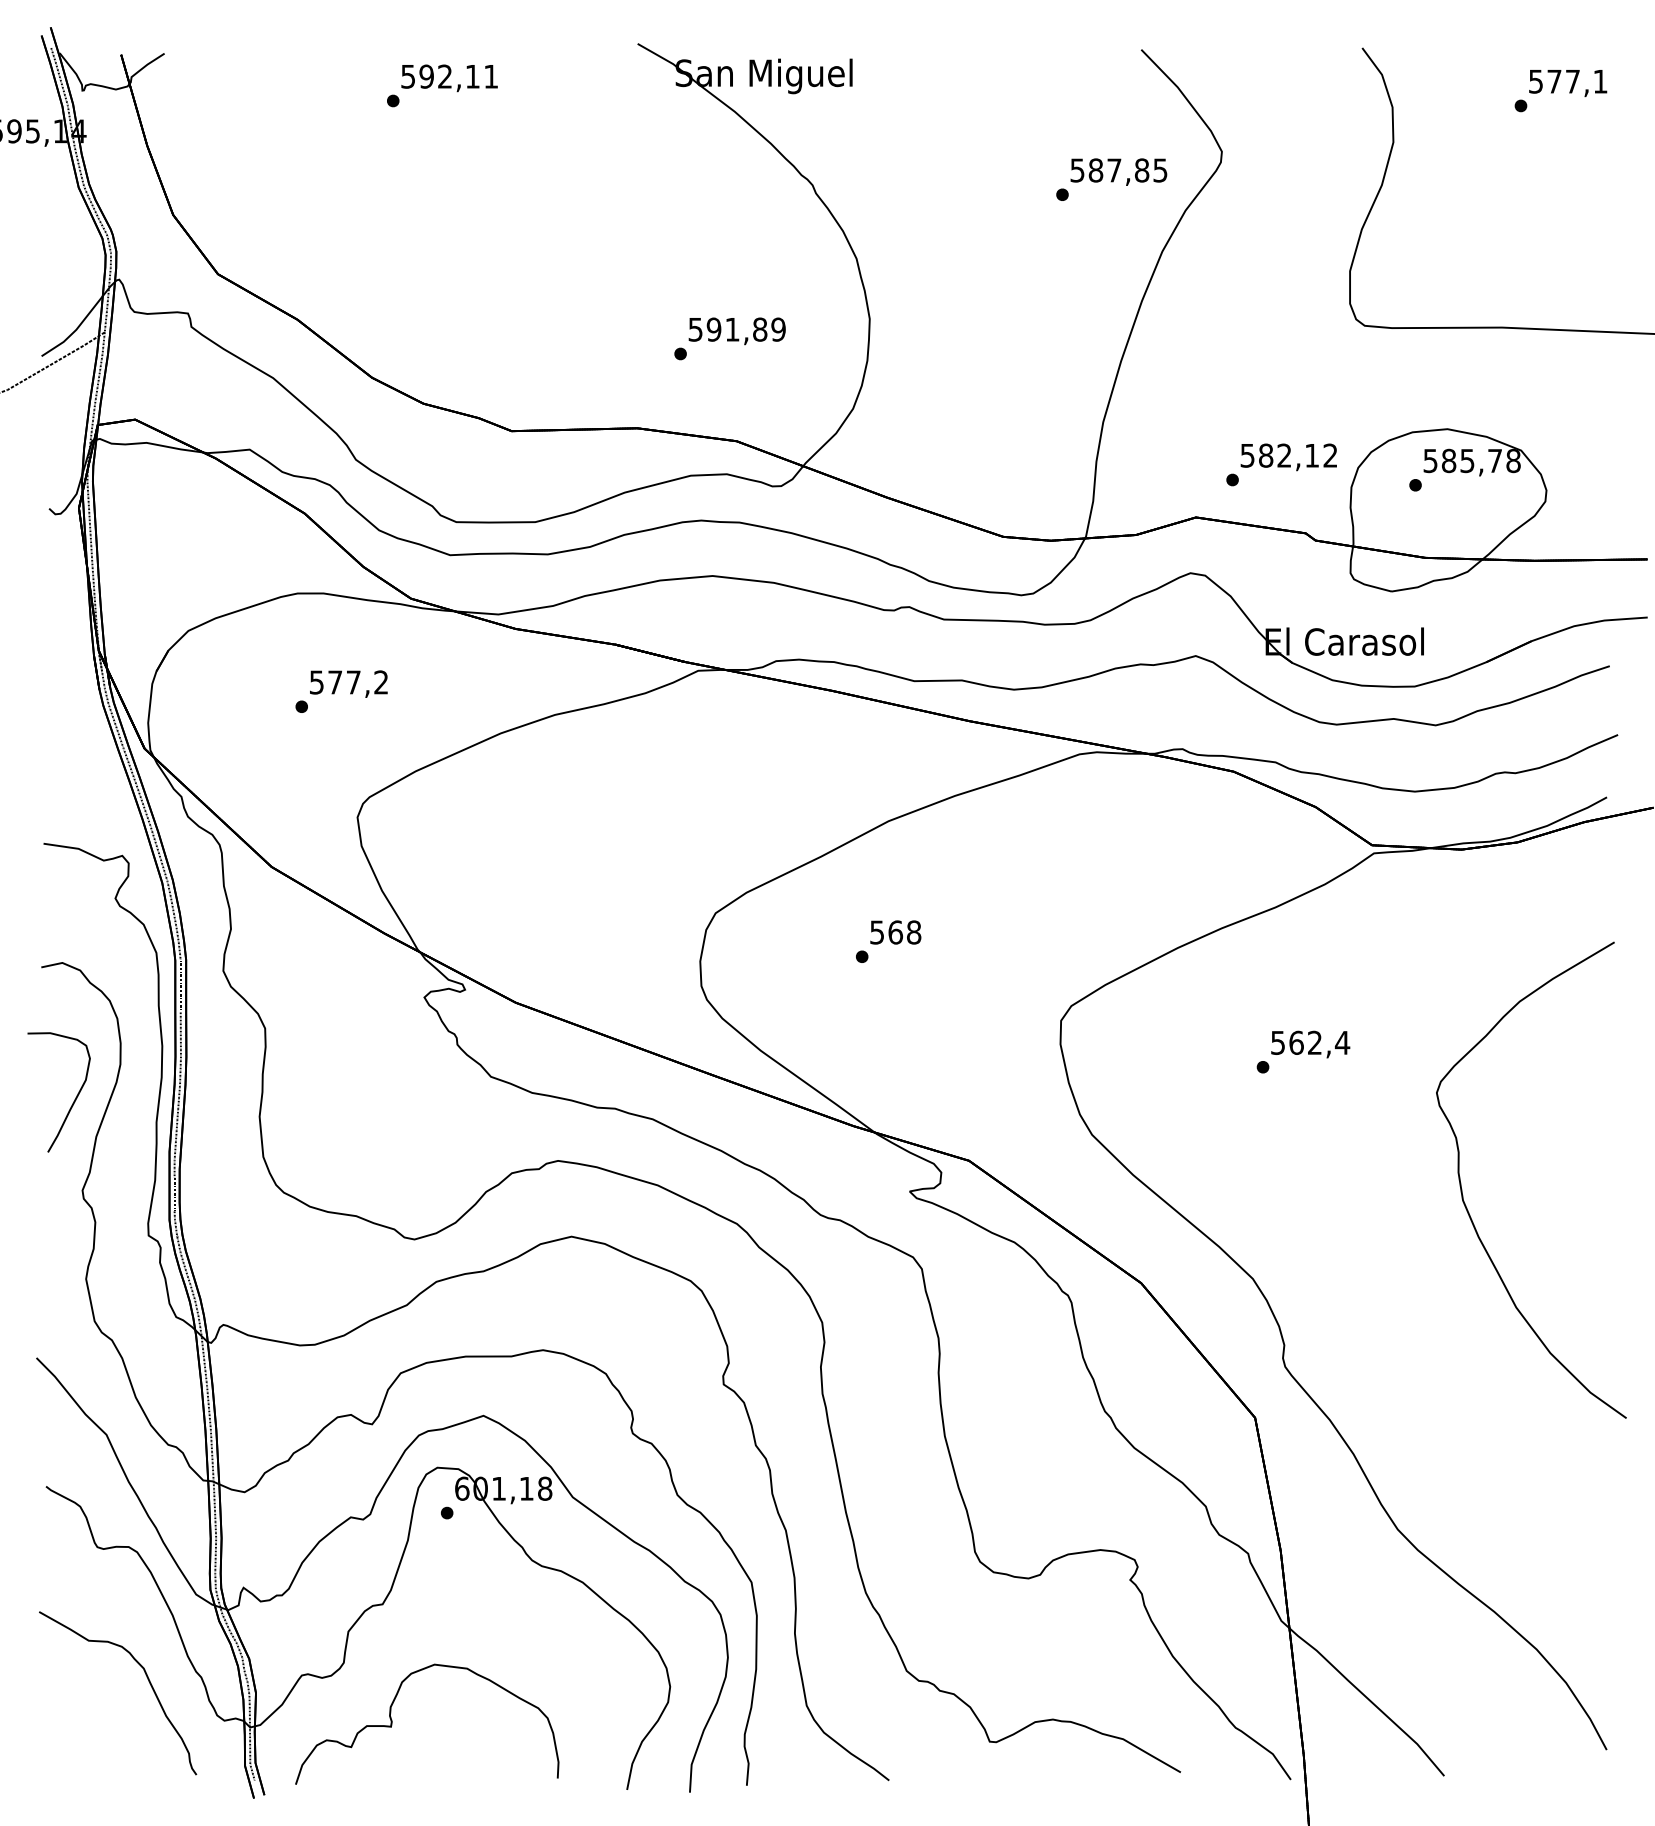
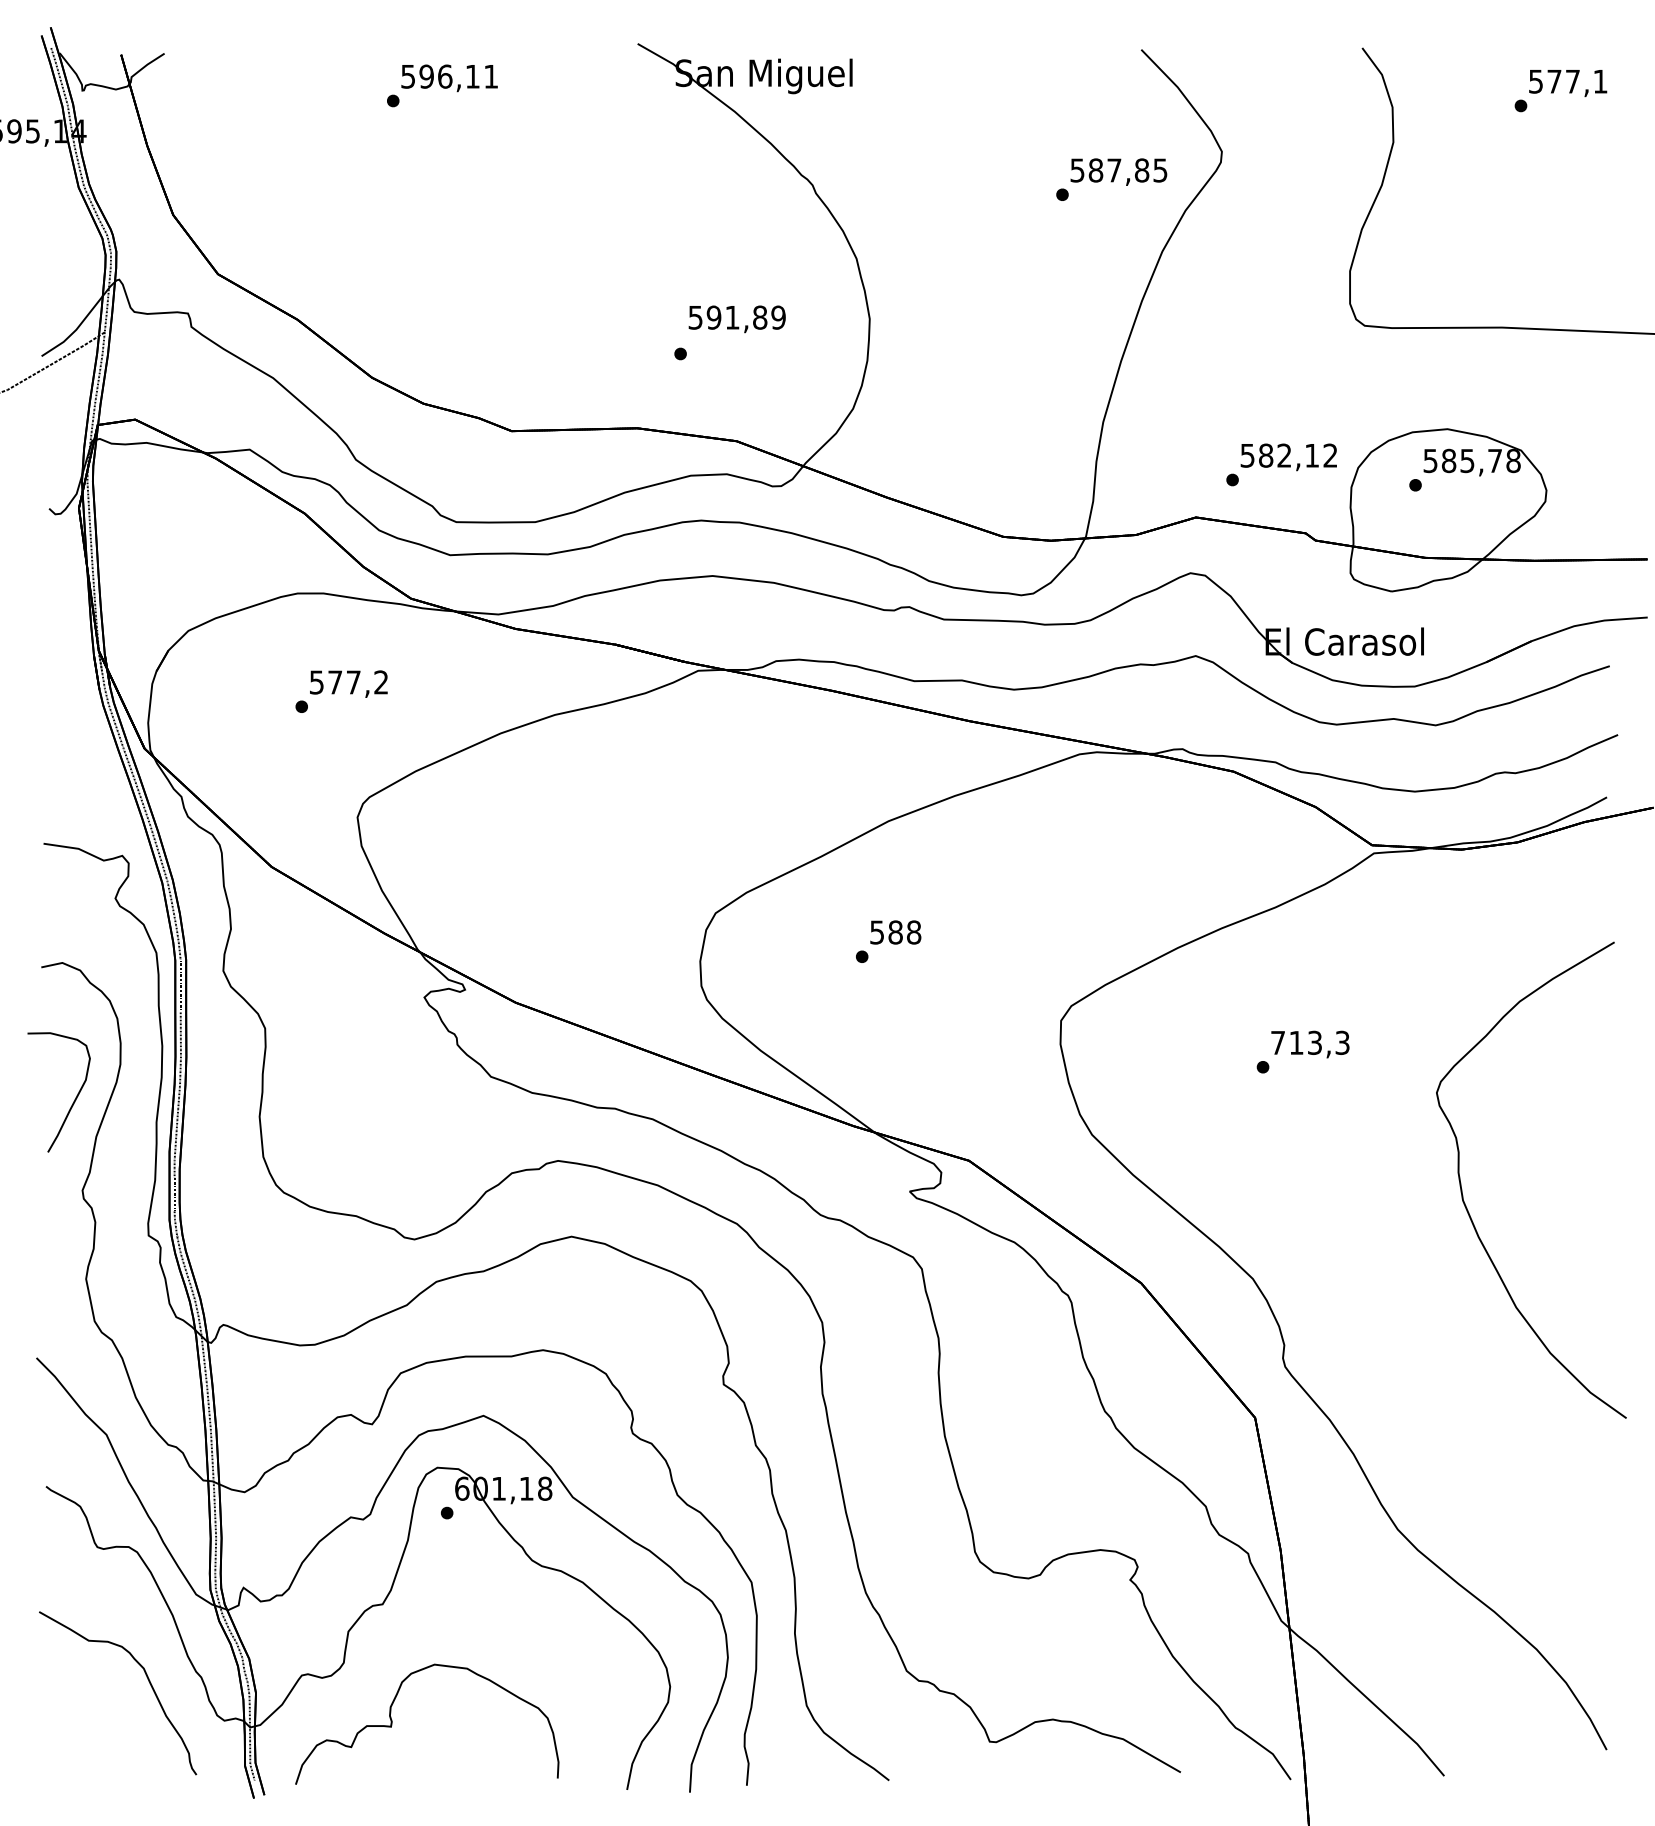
text: 592,11 -> 596,11 (445, 76)
text position: (736, 331) -> (736, 319) (736, 319)
text: 568 -> 588 (895, 932)
text: 562,4 -> 713,3 (1310, 1042)
